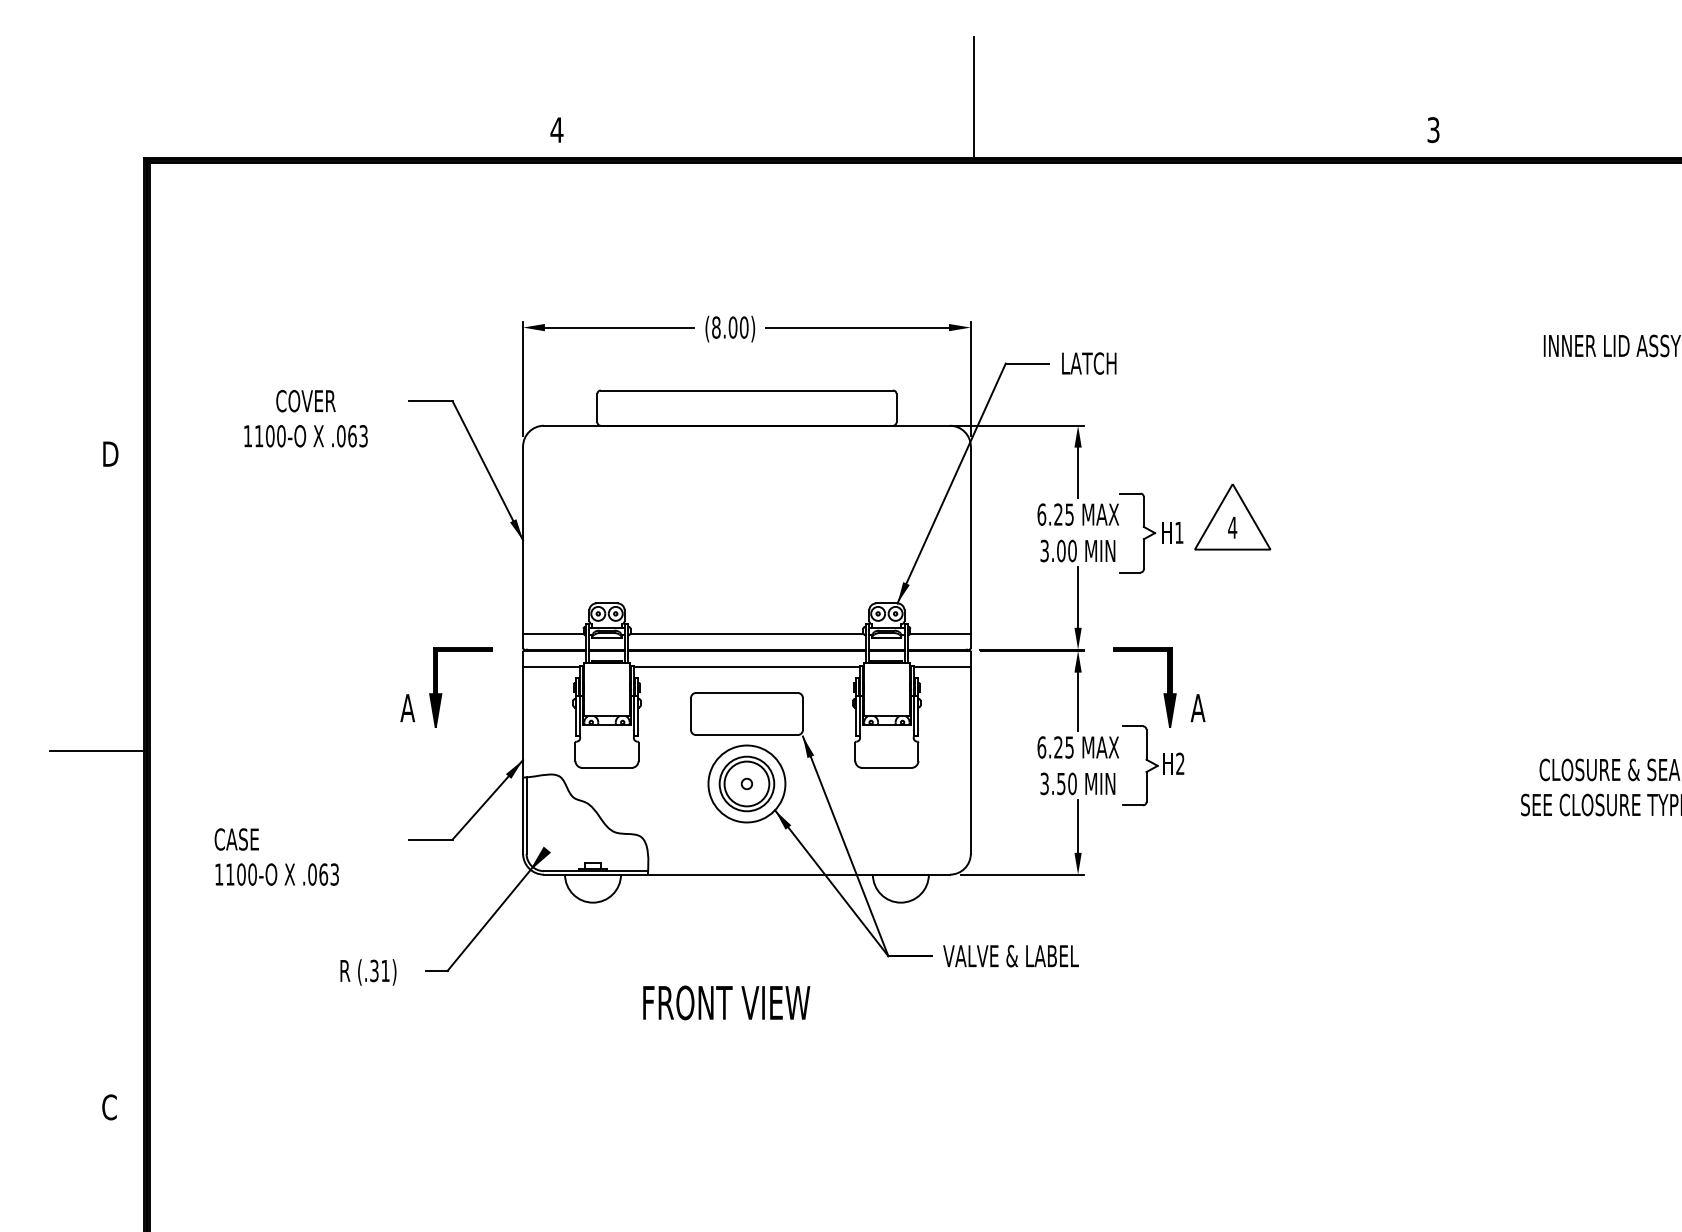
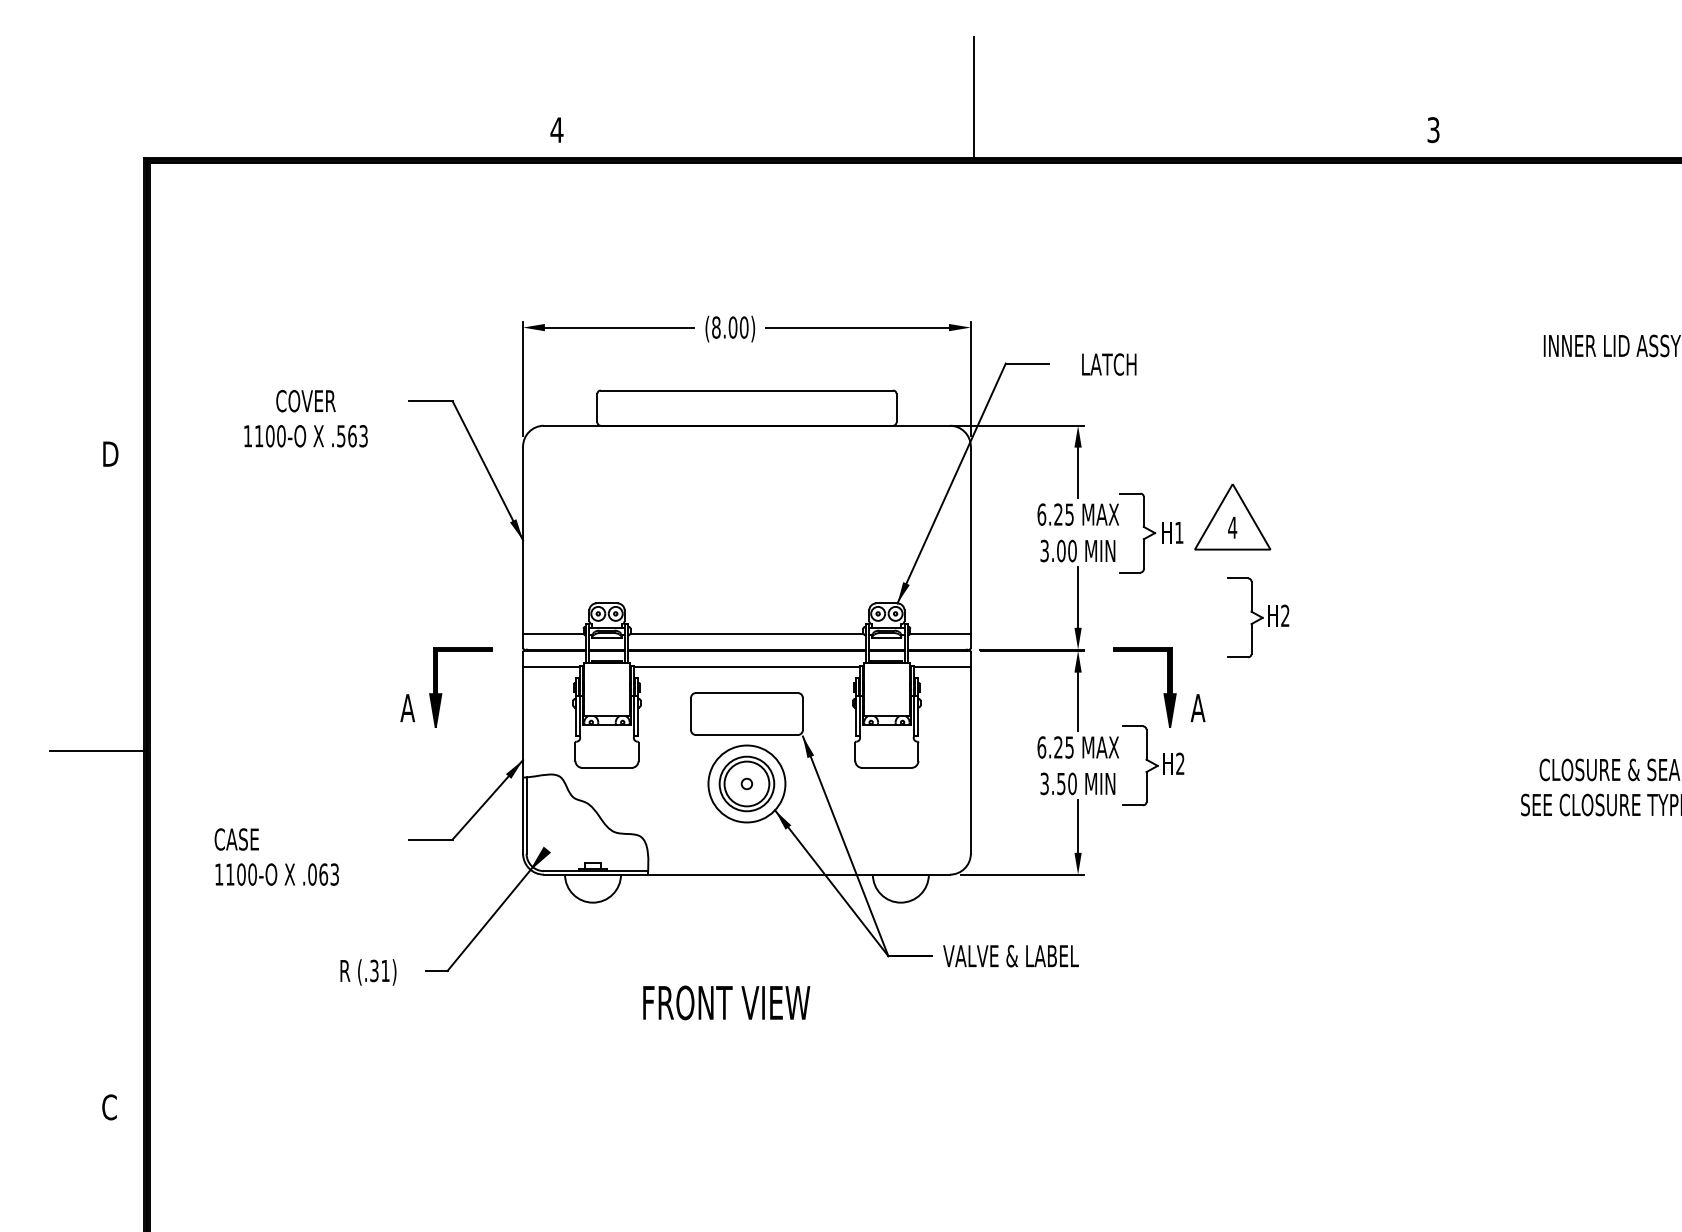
text position: (1089, 363) -> (1109, 364) (1109, 364)
text: .063 -> .563 (341, 436)
part: none -> present (1258, 617)
